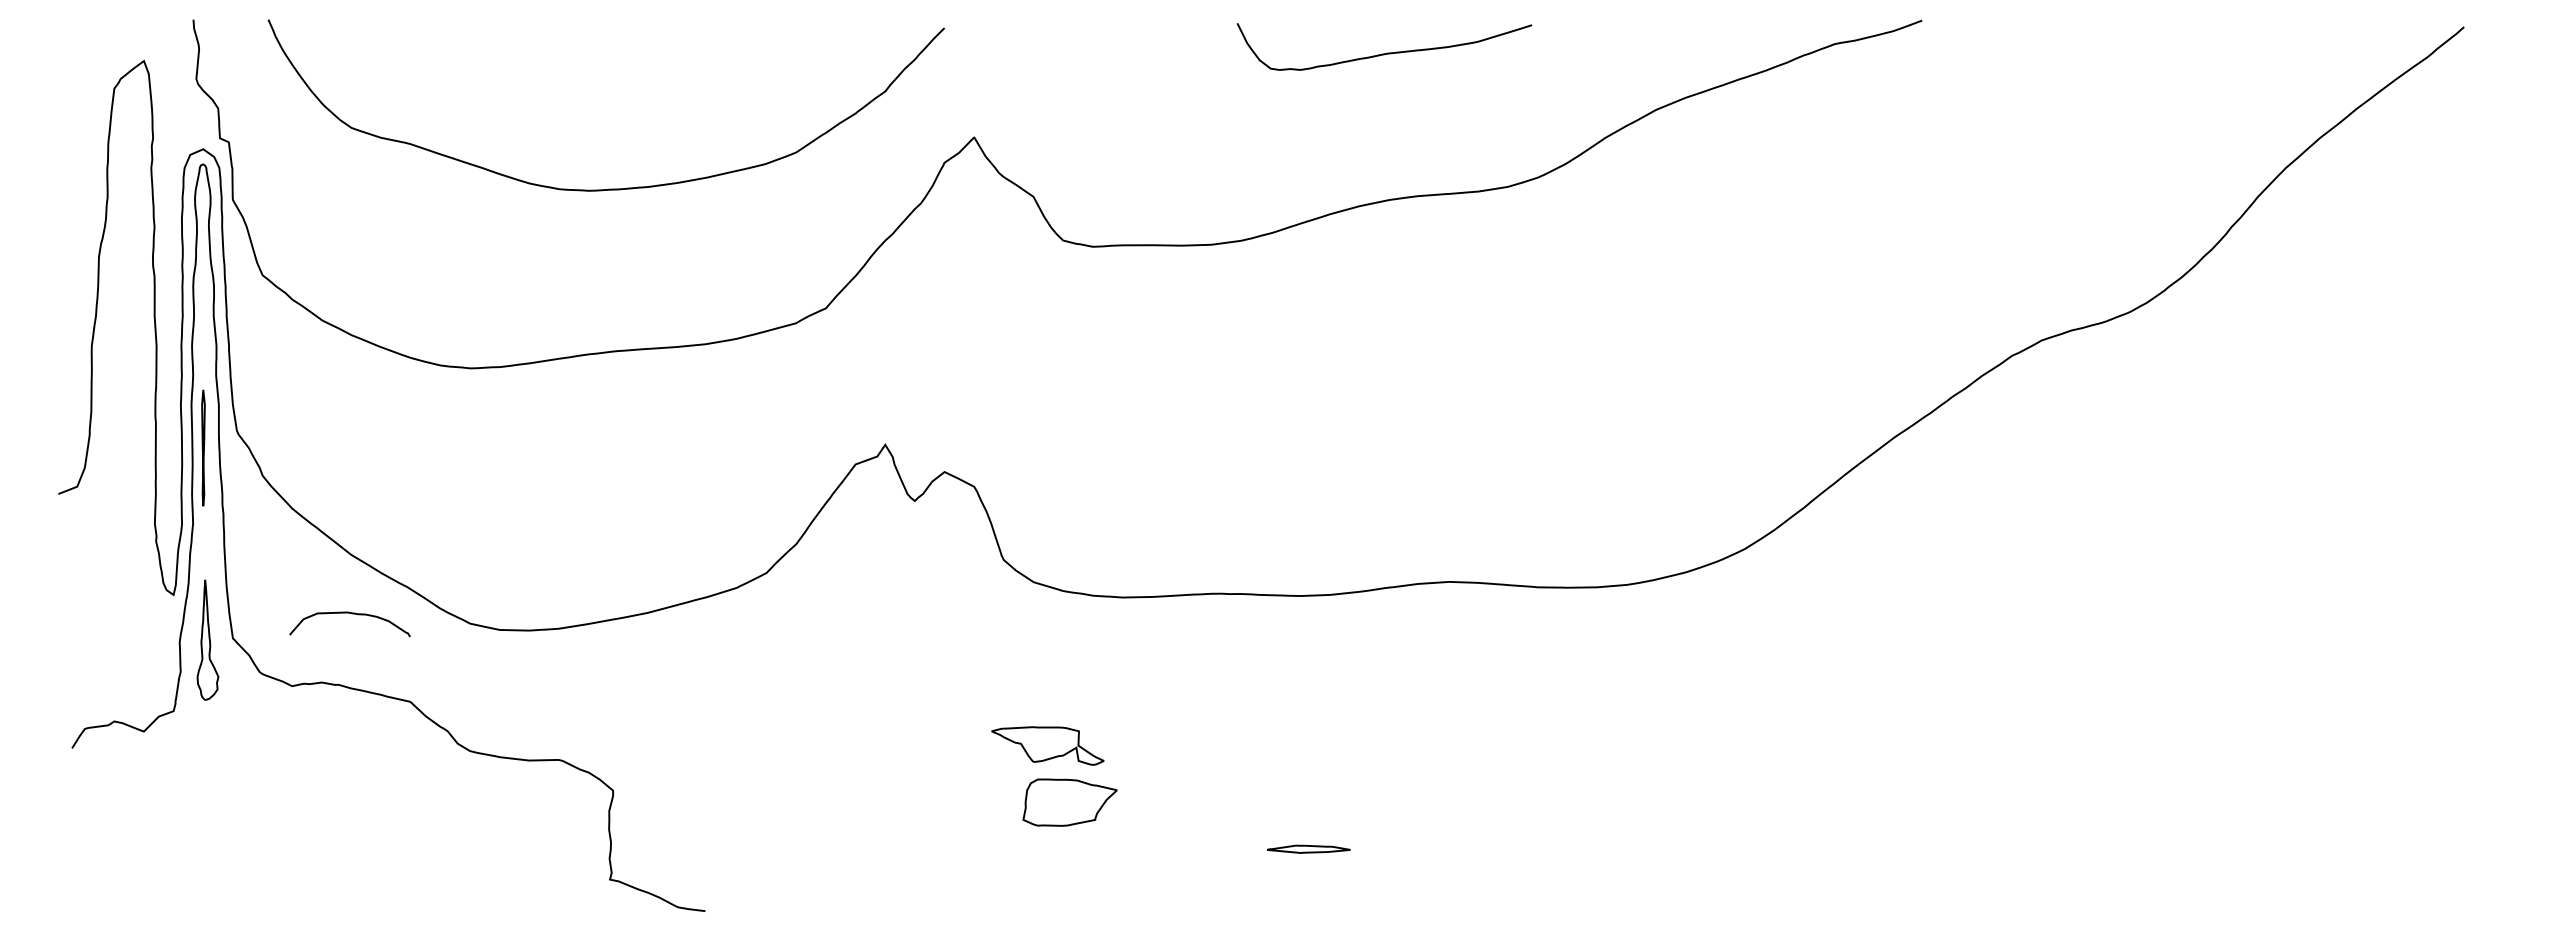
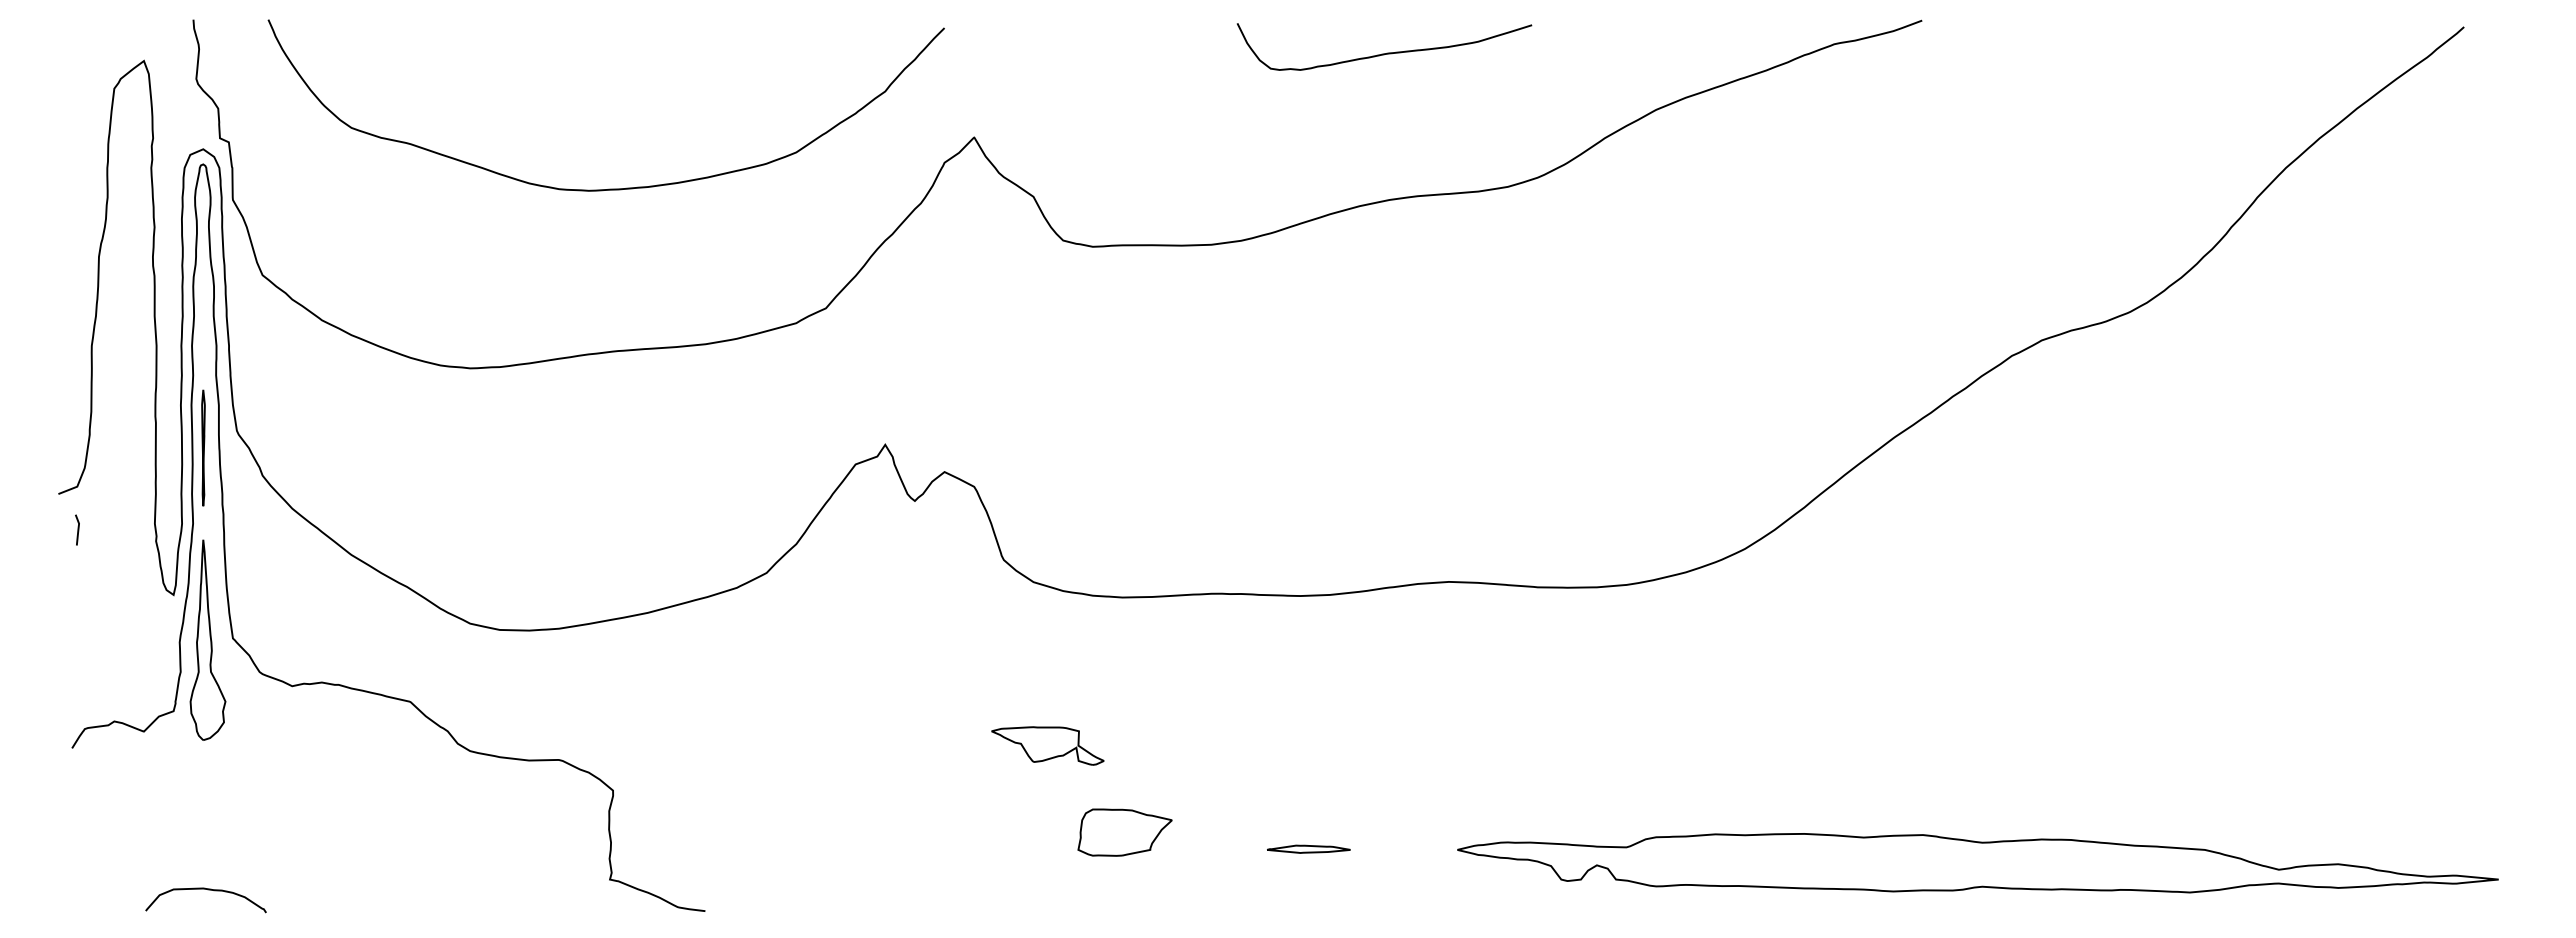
line: none -> present (77, 529)
curve position: (351, 614) -> (207, 890) (207, 890)
part size: 24x122 px -> 38x202 px (207, 639)
part position: (1069, 802) -> (1124, 832) (1124, 832)
part: none -> present (1977, 863)
